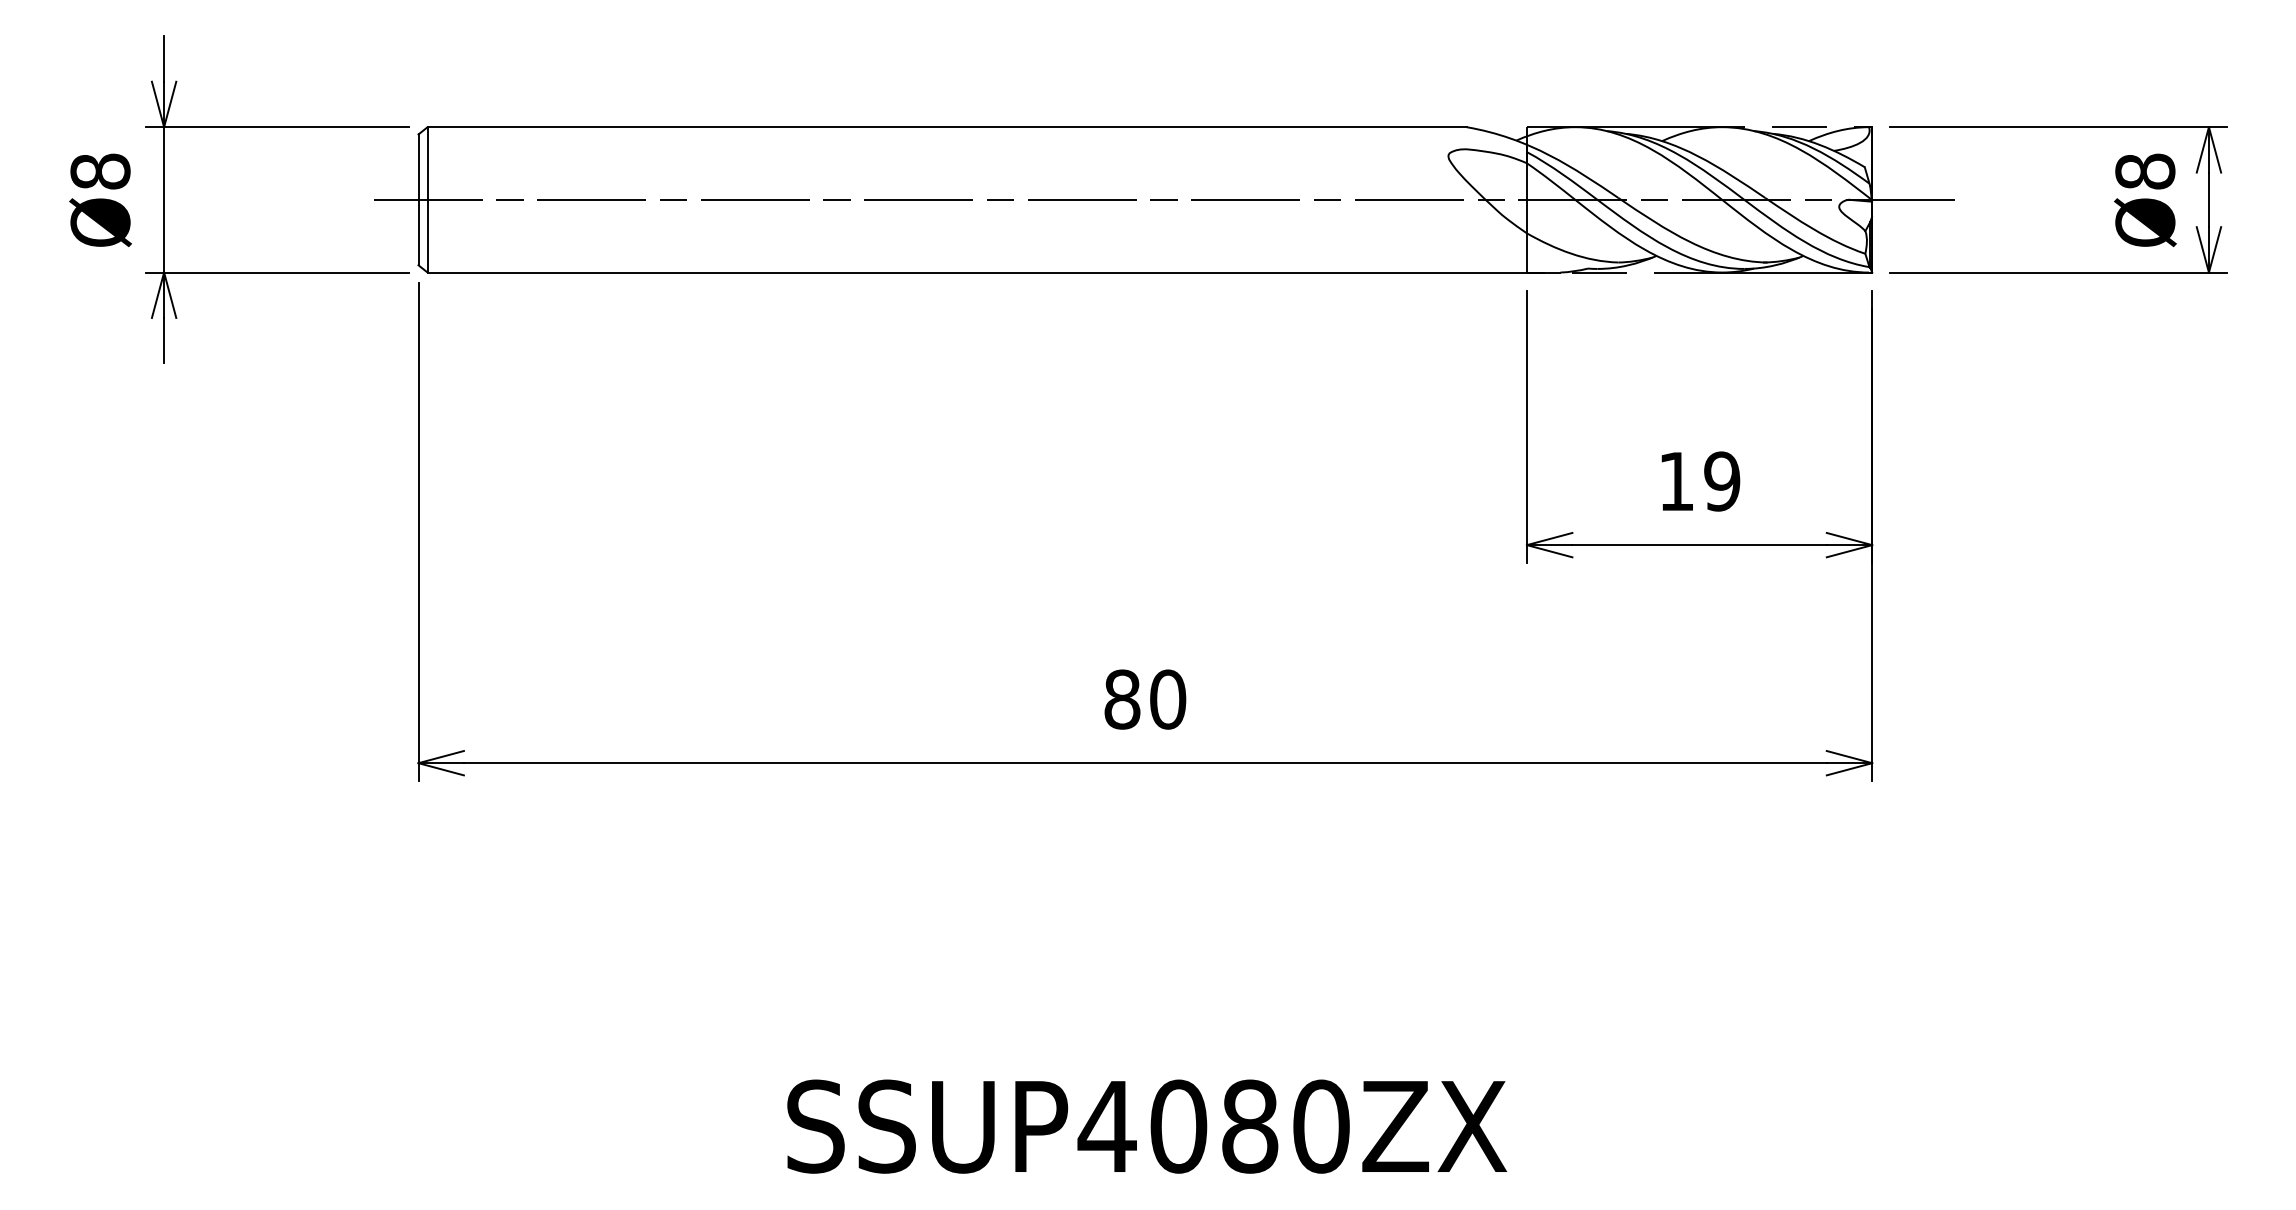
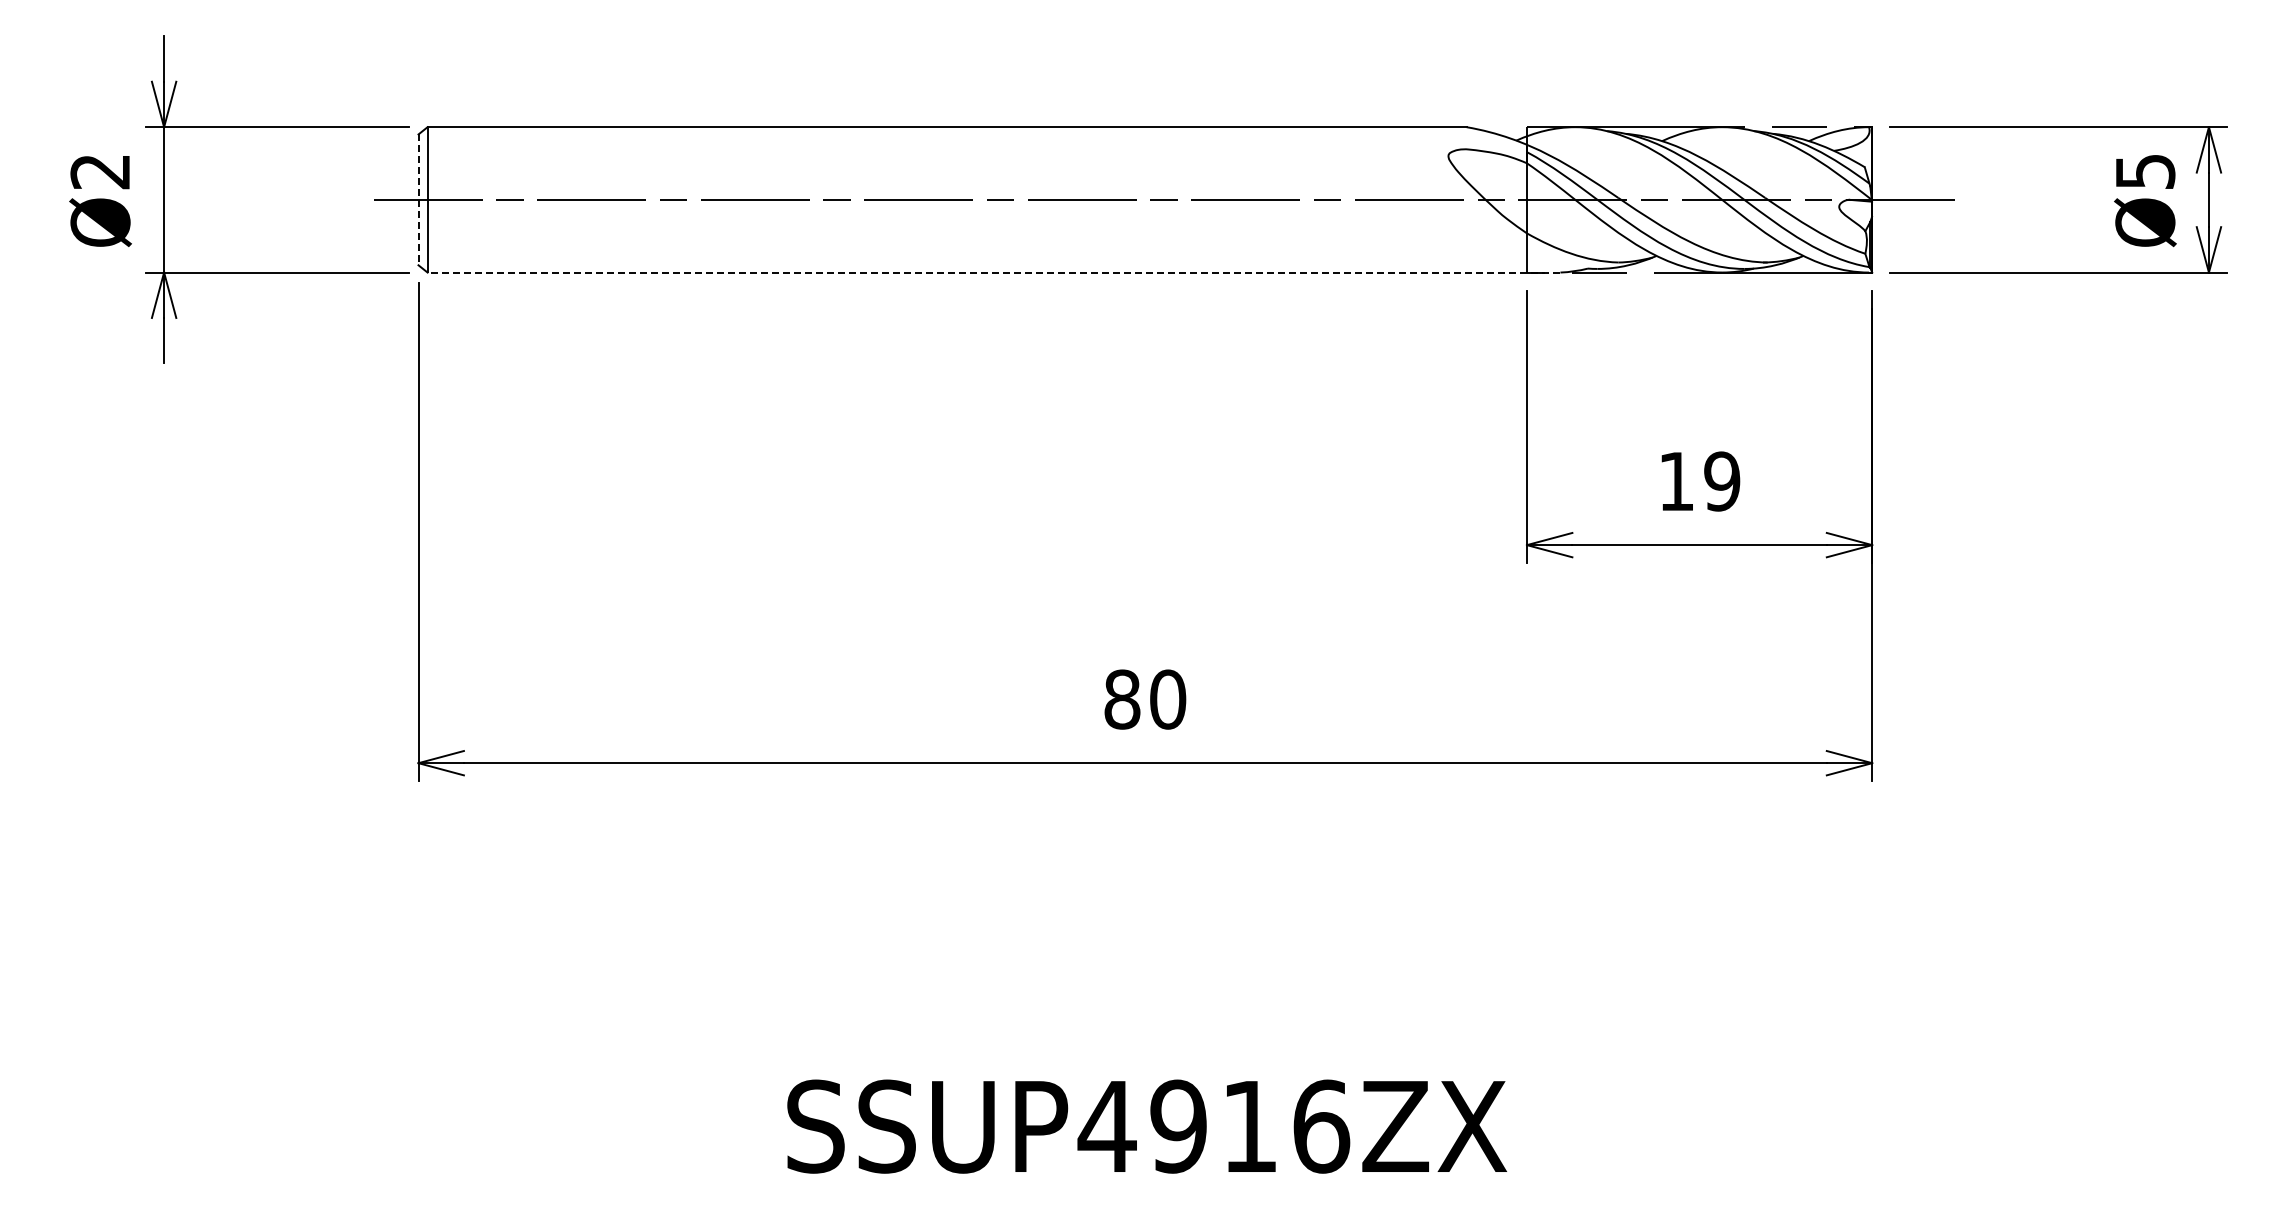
text: Ø8 -> Ø2 (100, 171)
text: Ø8 -> Ø5 (2145, 171)
line: solid -> dashed (418, 200)
line: solid -> dashed (993, 272)
text: SSUP4080ZX -> SSUP4916ZX (1250, 1126)
